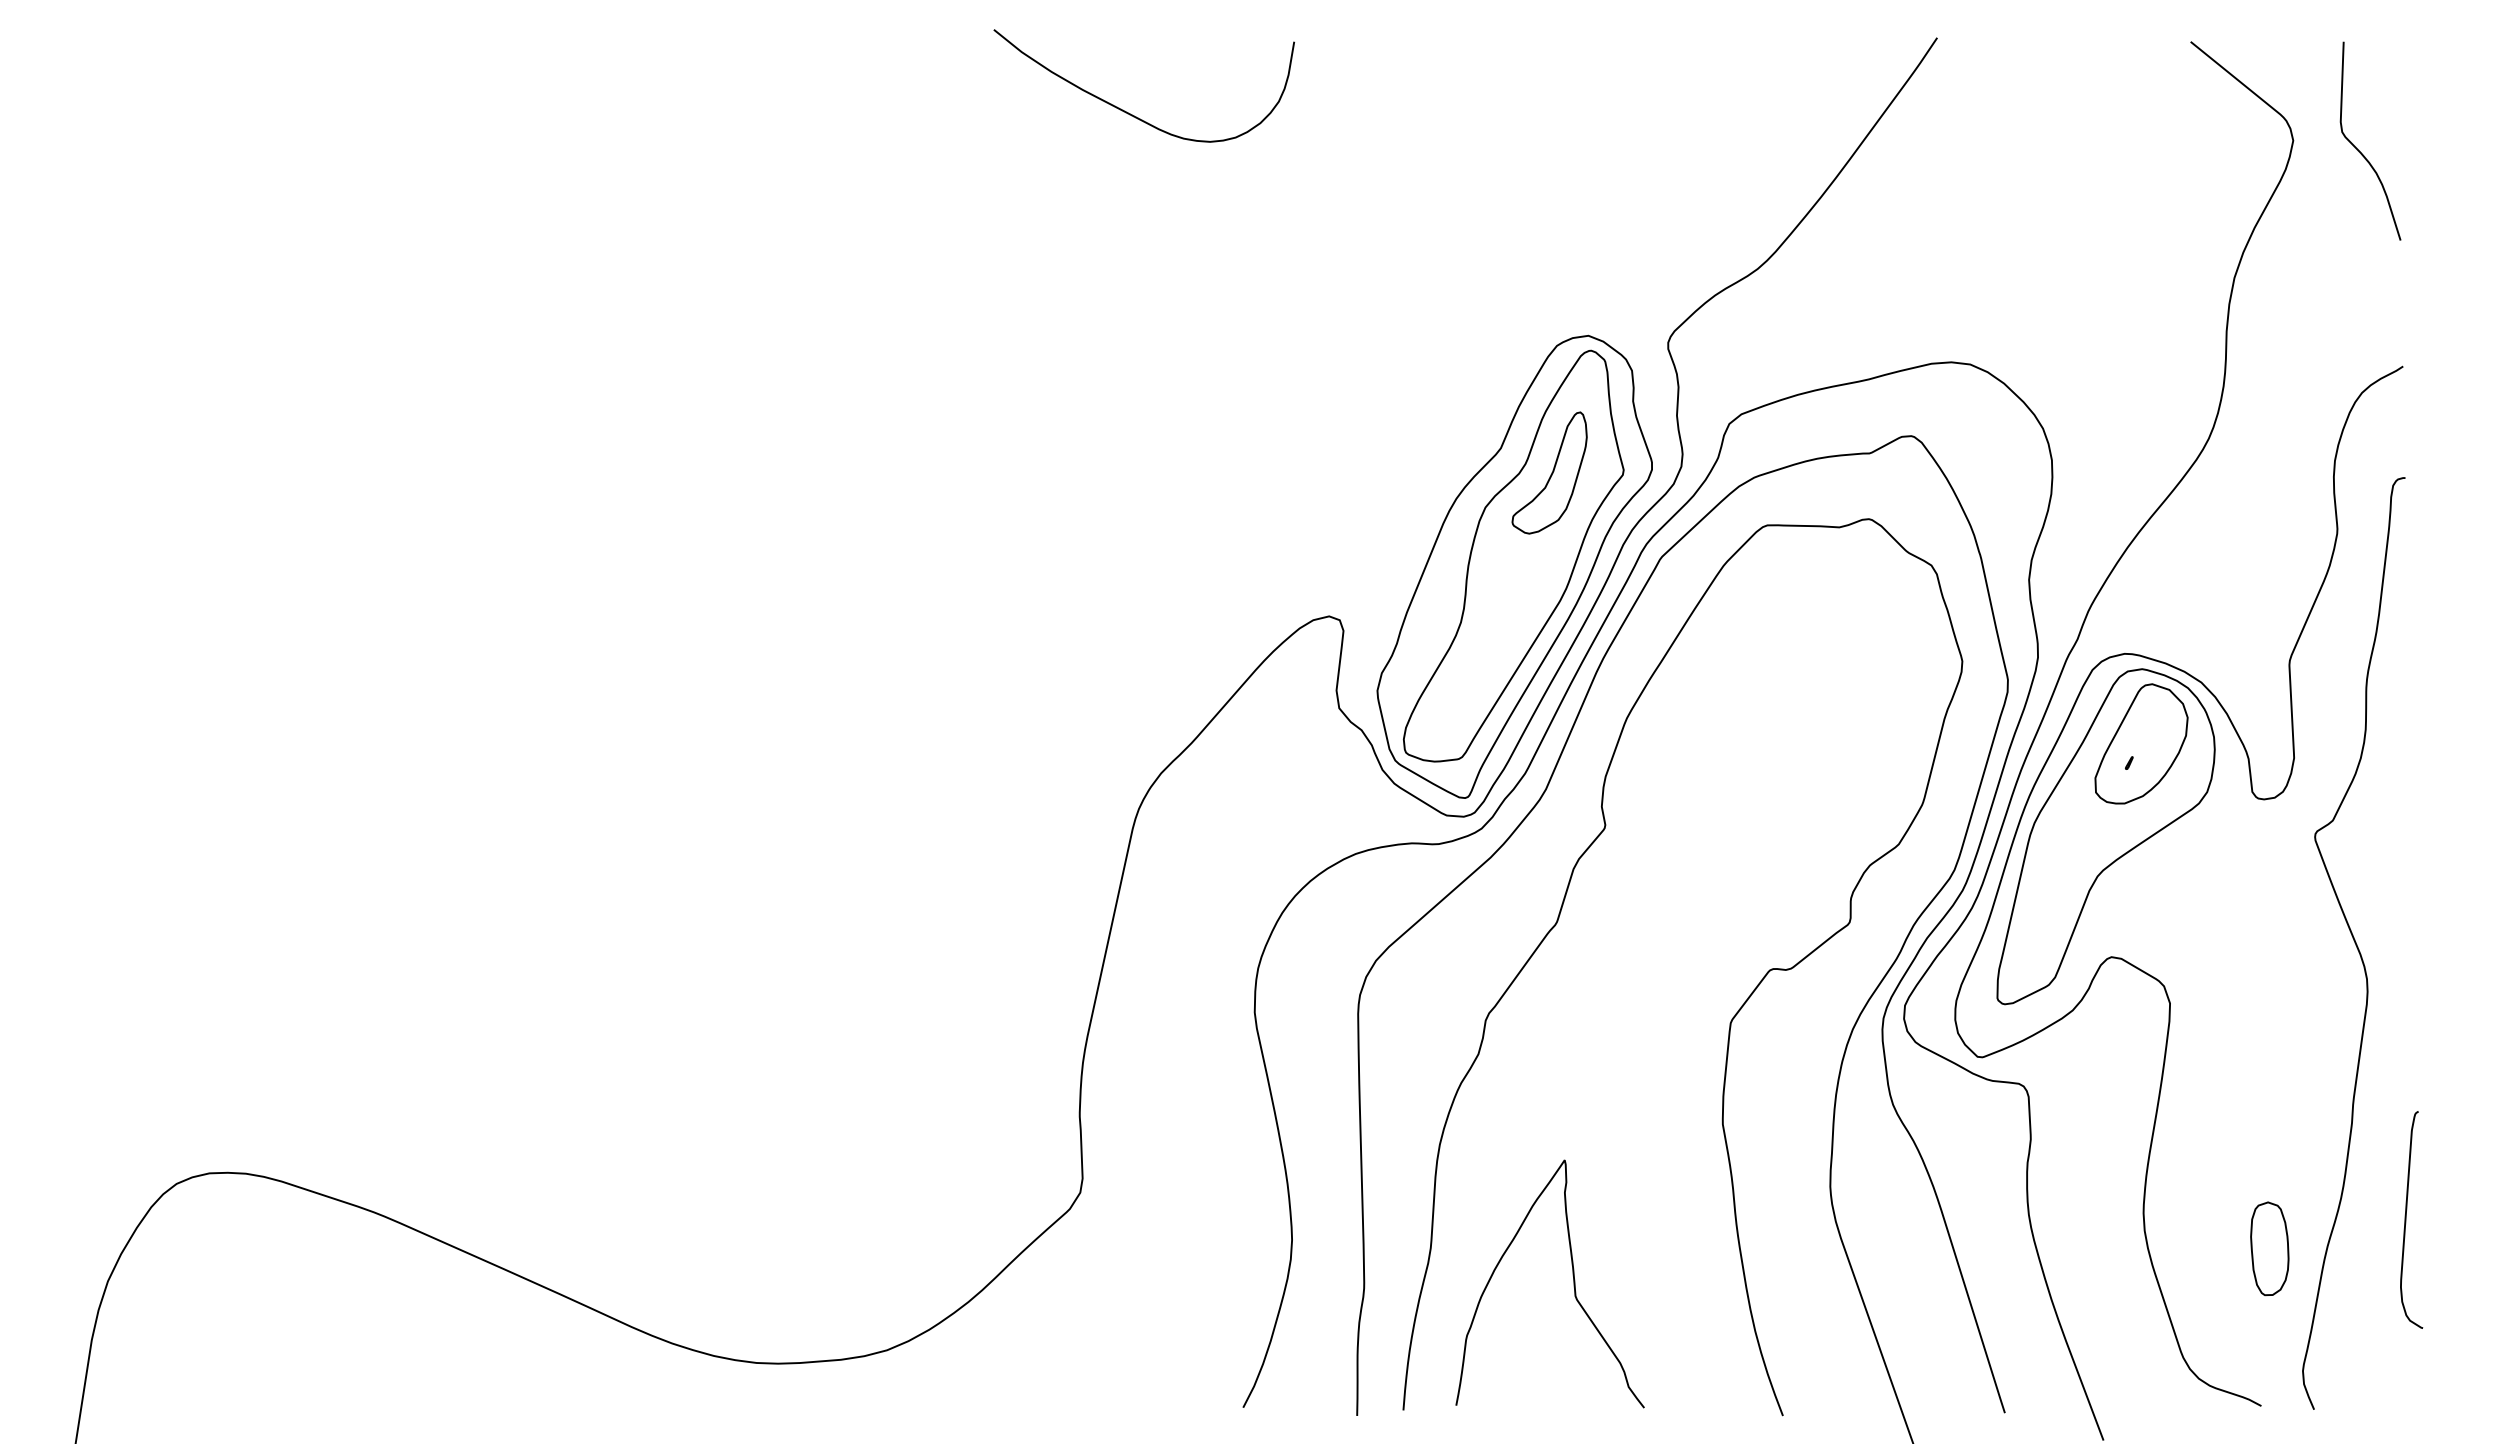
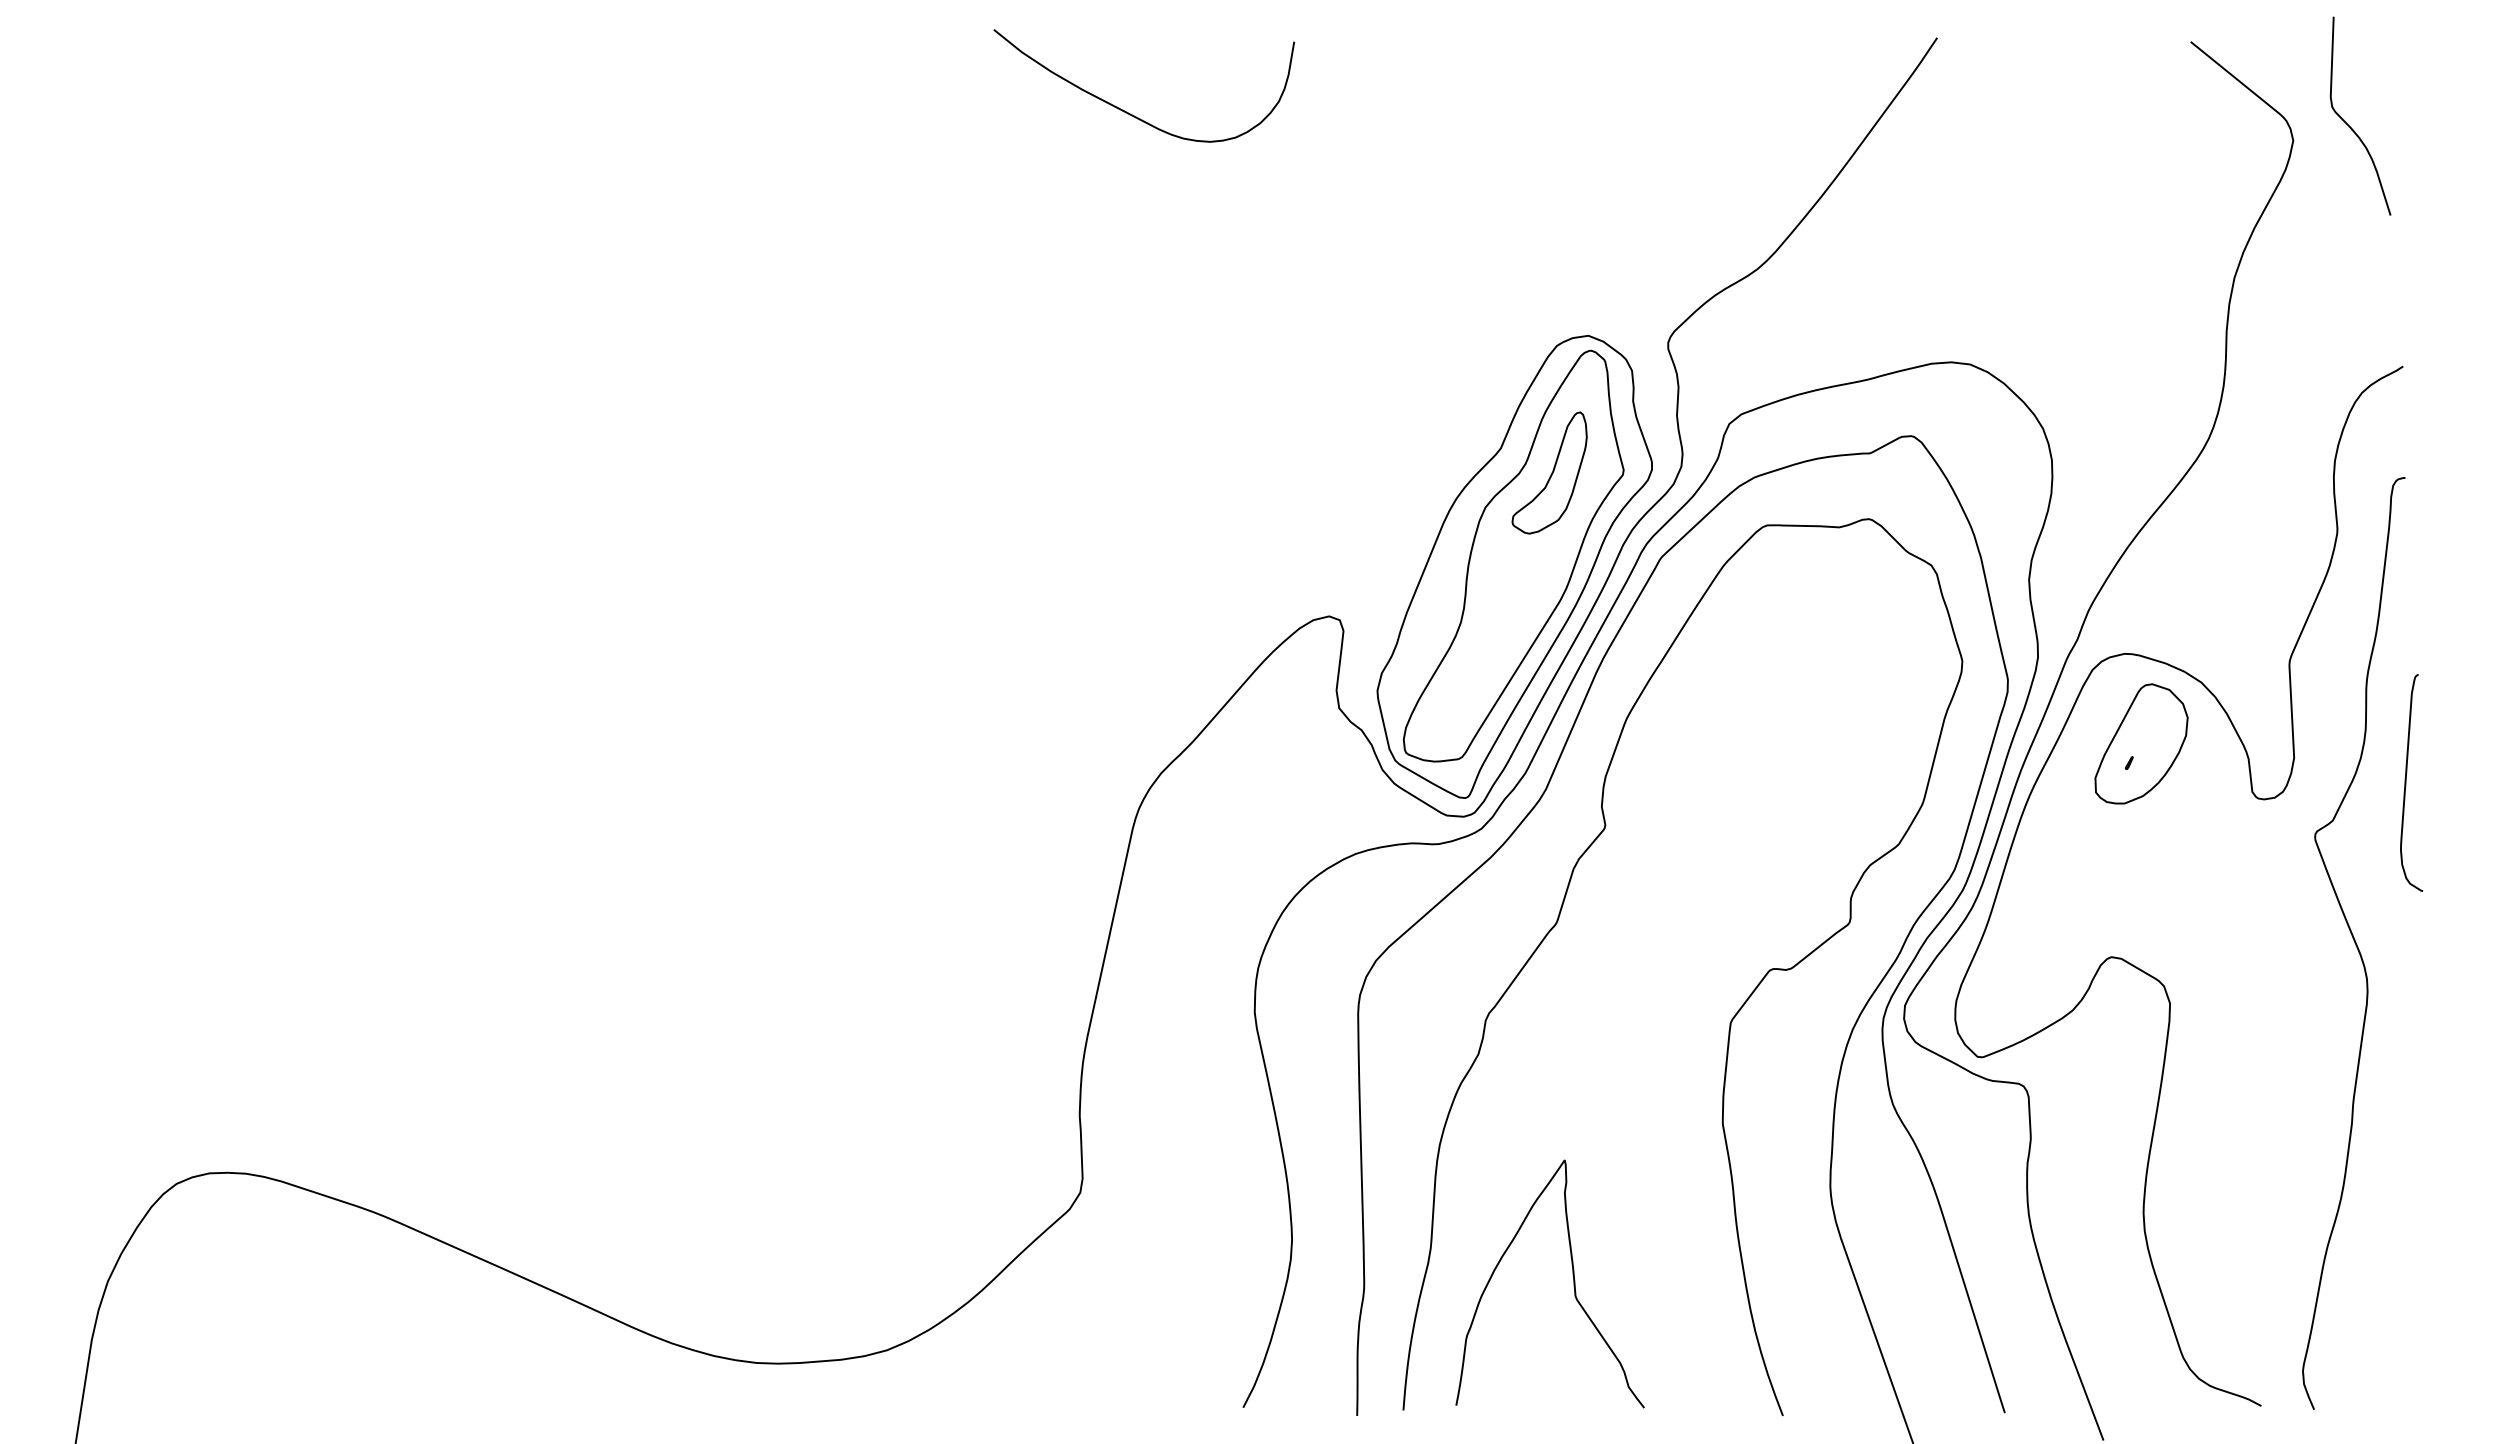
curve position: (2359, 150) -> (2349, 125) (2349, 125)
part: present -> none (2105, 836)
curve position: (2406, 1219) -> (2406, 782) (2406, 782)
part: present -> none (2269, 1248)
